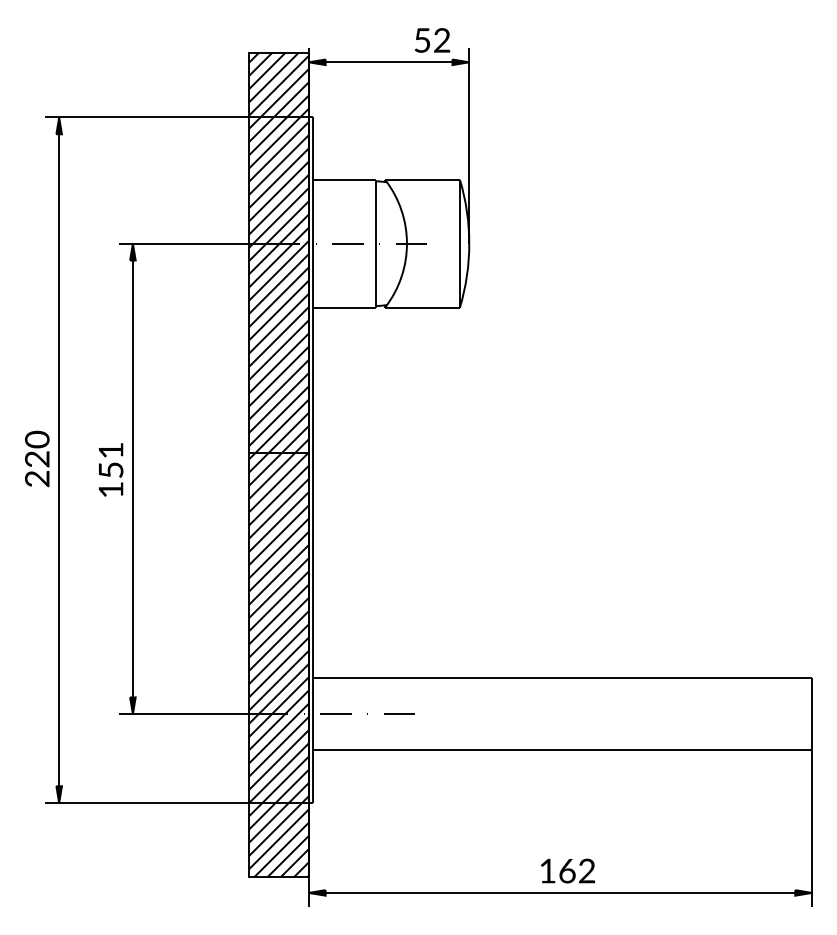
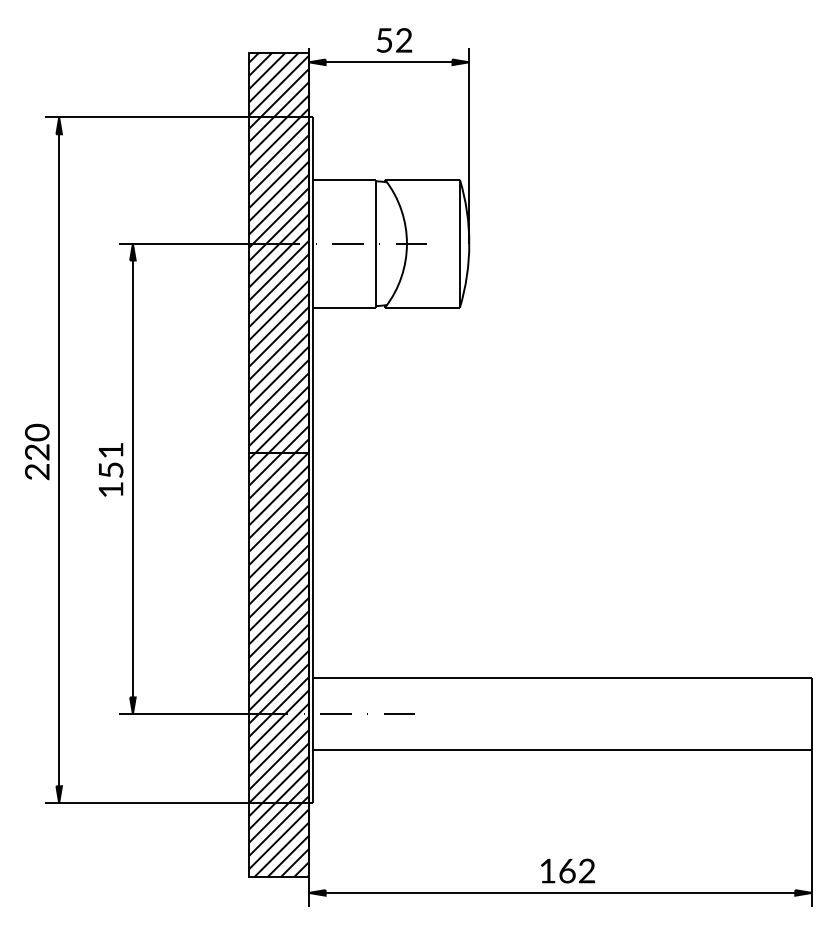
text position: (432, 40) -> (394, 40) (394, 40)
text position: (37, 458) -> (37, 451) (37, 451)
